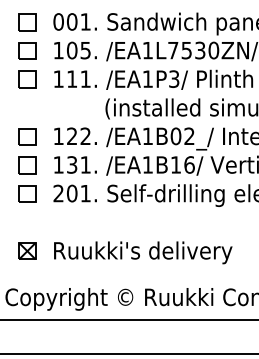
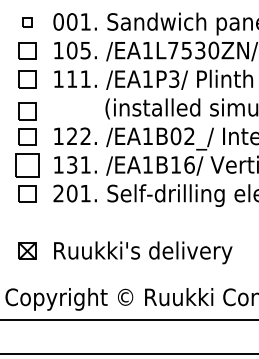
part size: 19x19 px -> 11x11 px (27, 22)
part: none -> present (27, 111)
part size: 19x19 px -> 25x25 px (27, 165)
